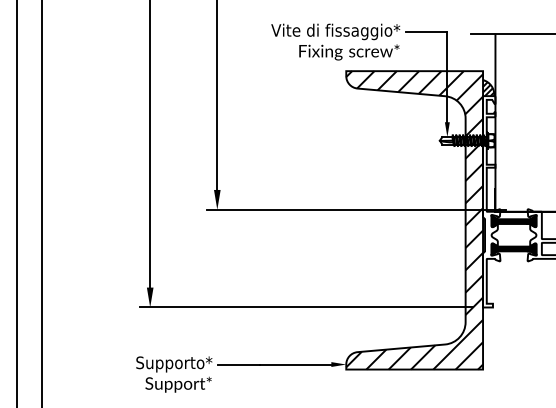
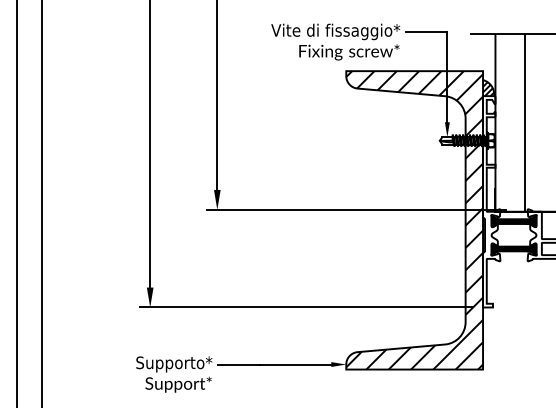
line: none -> present (525, 122)
